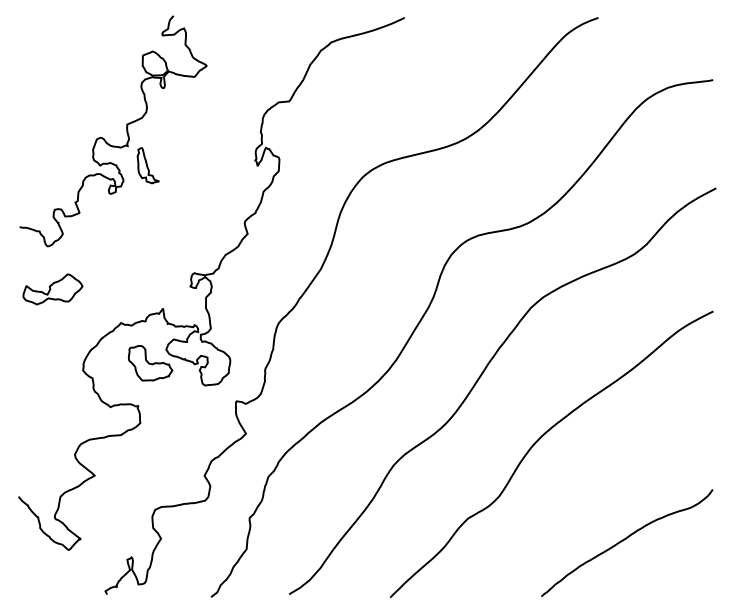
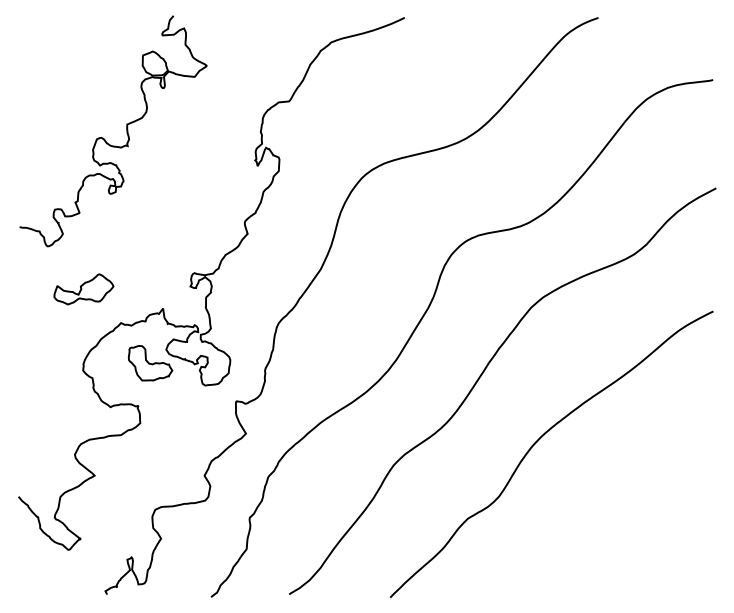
part: present -> none (147, 165)
part position: (52, 289) -> (83, 289) (83, 289)
curve: present -> none (626, 539)
